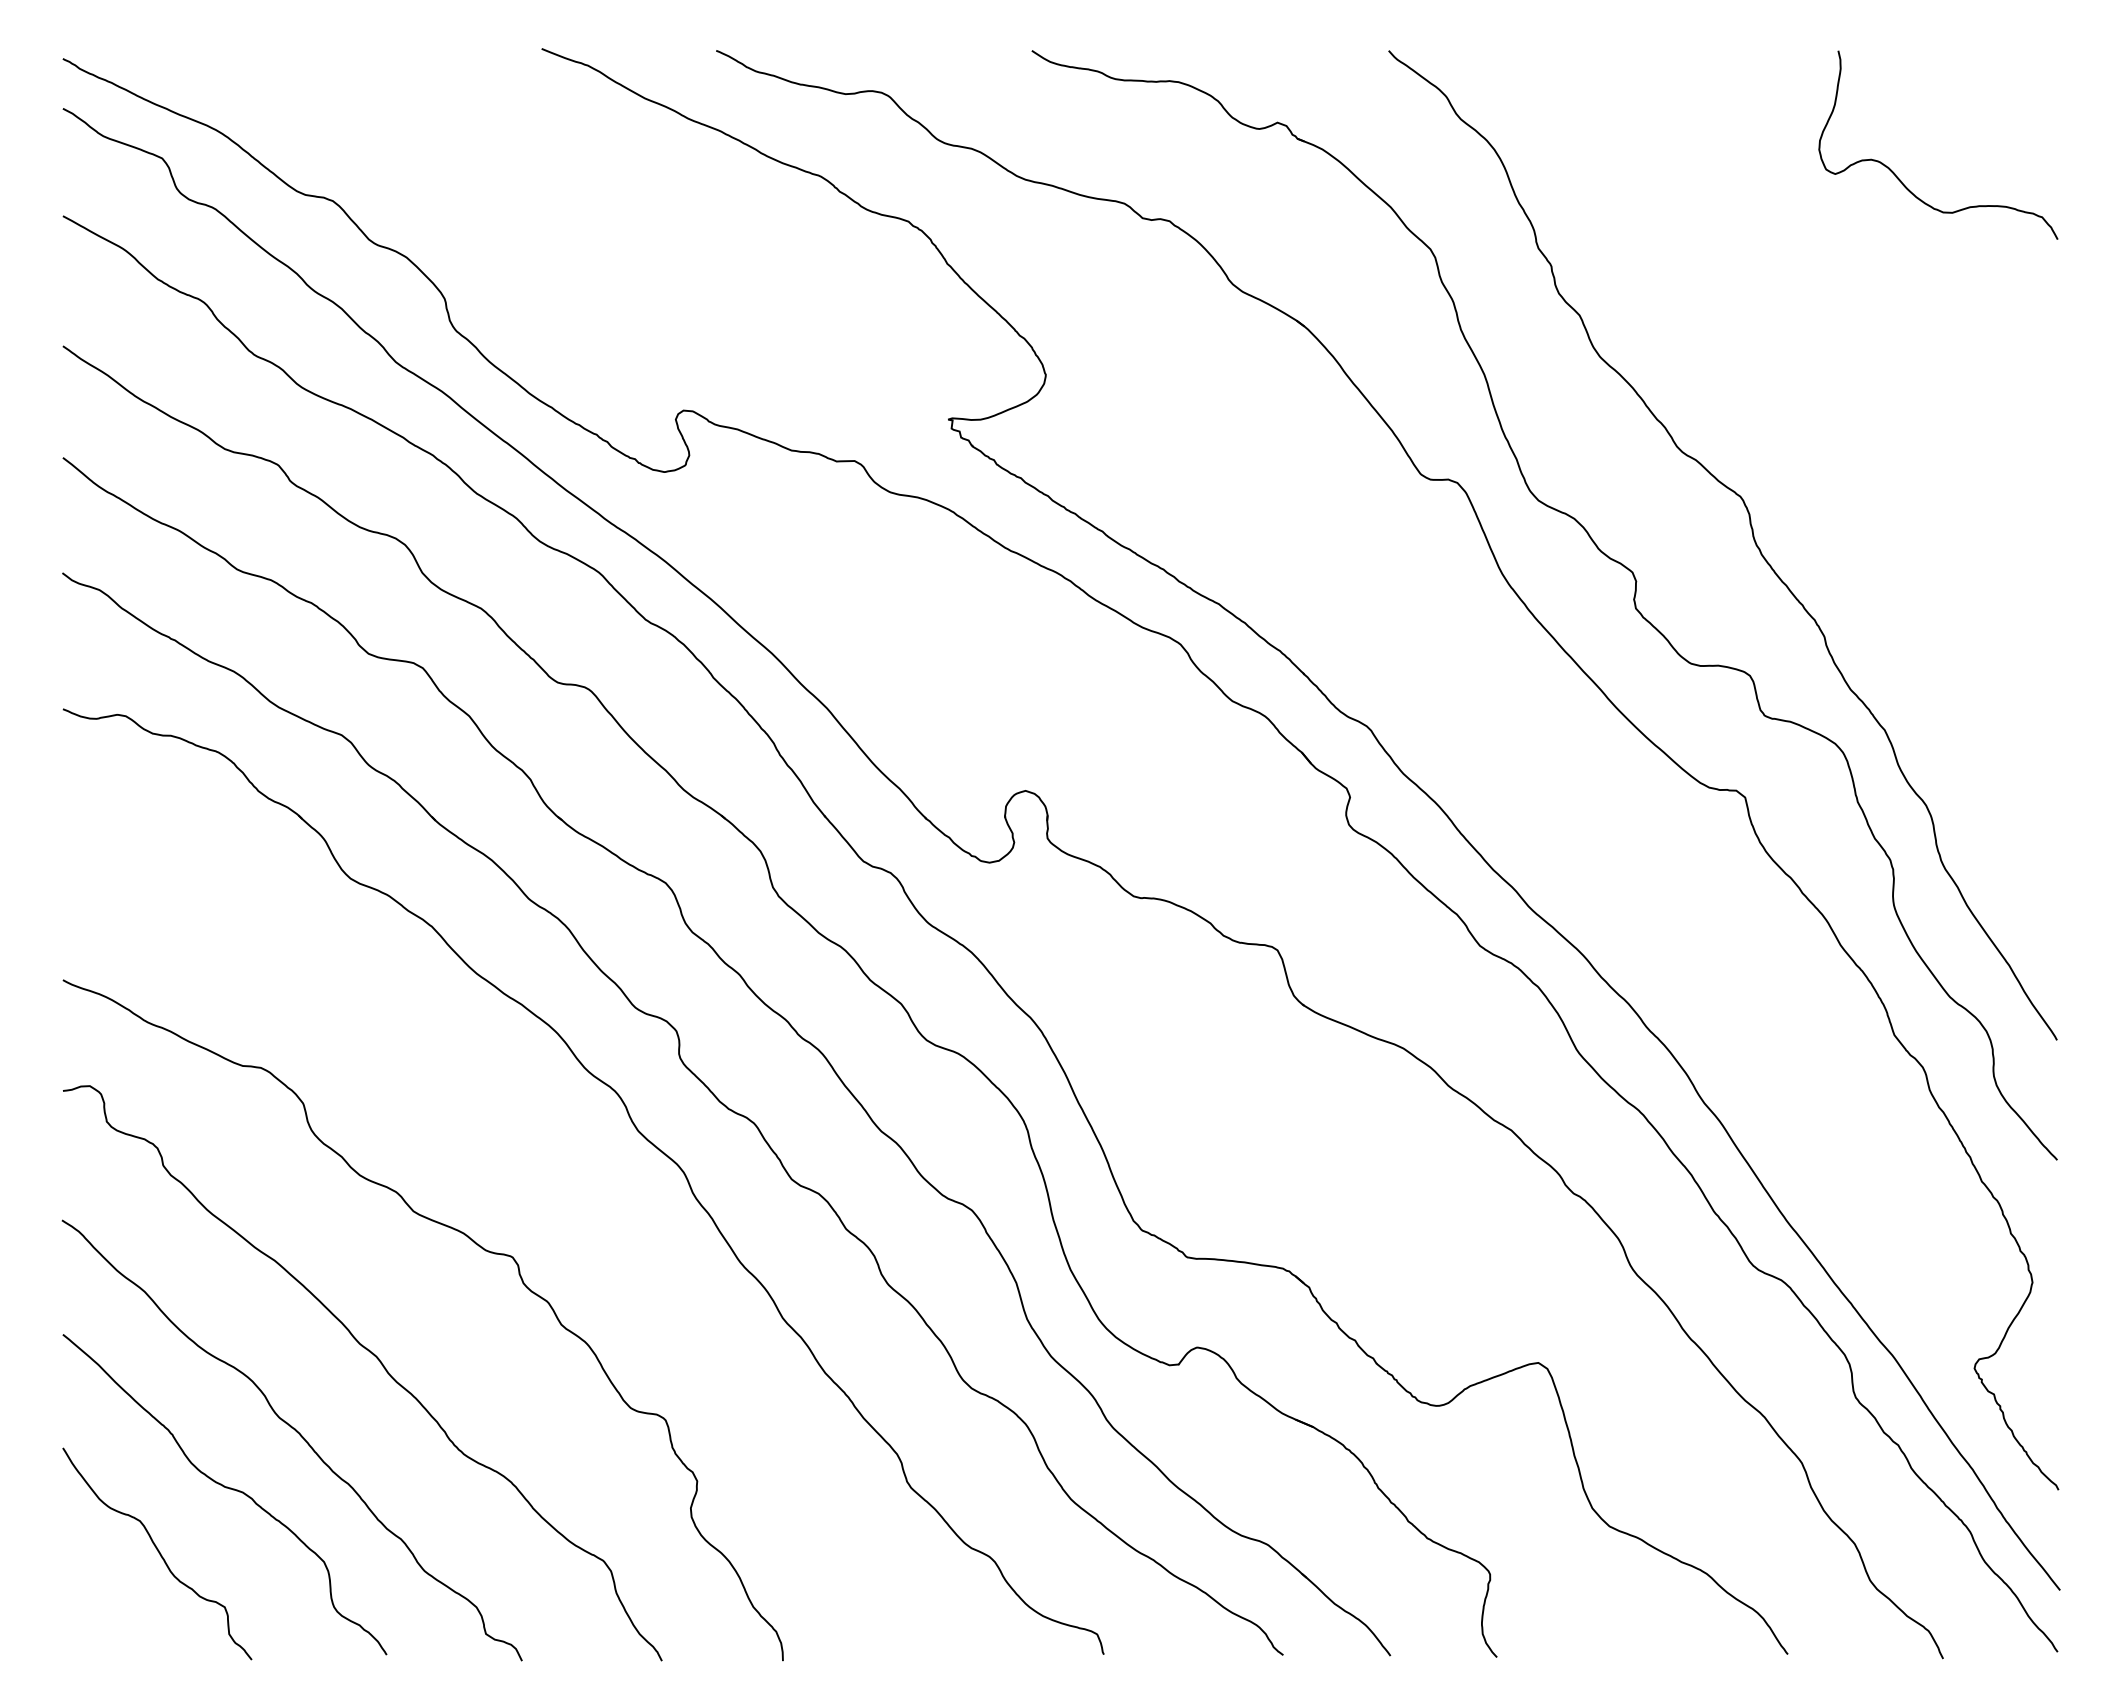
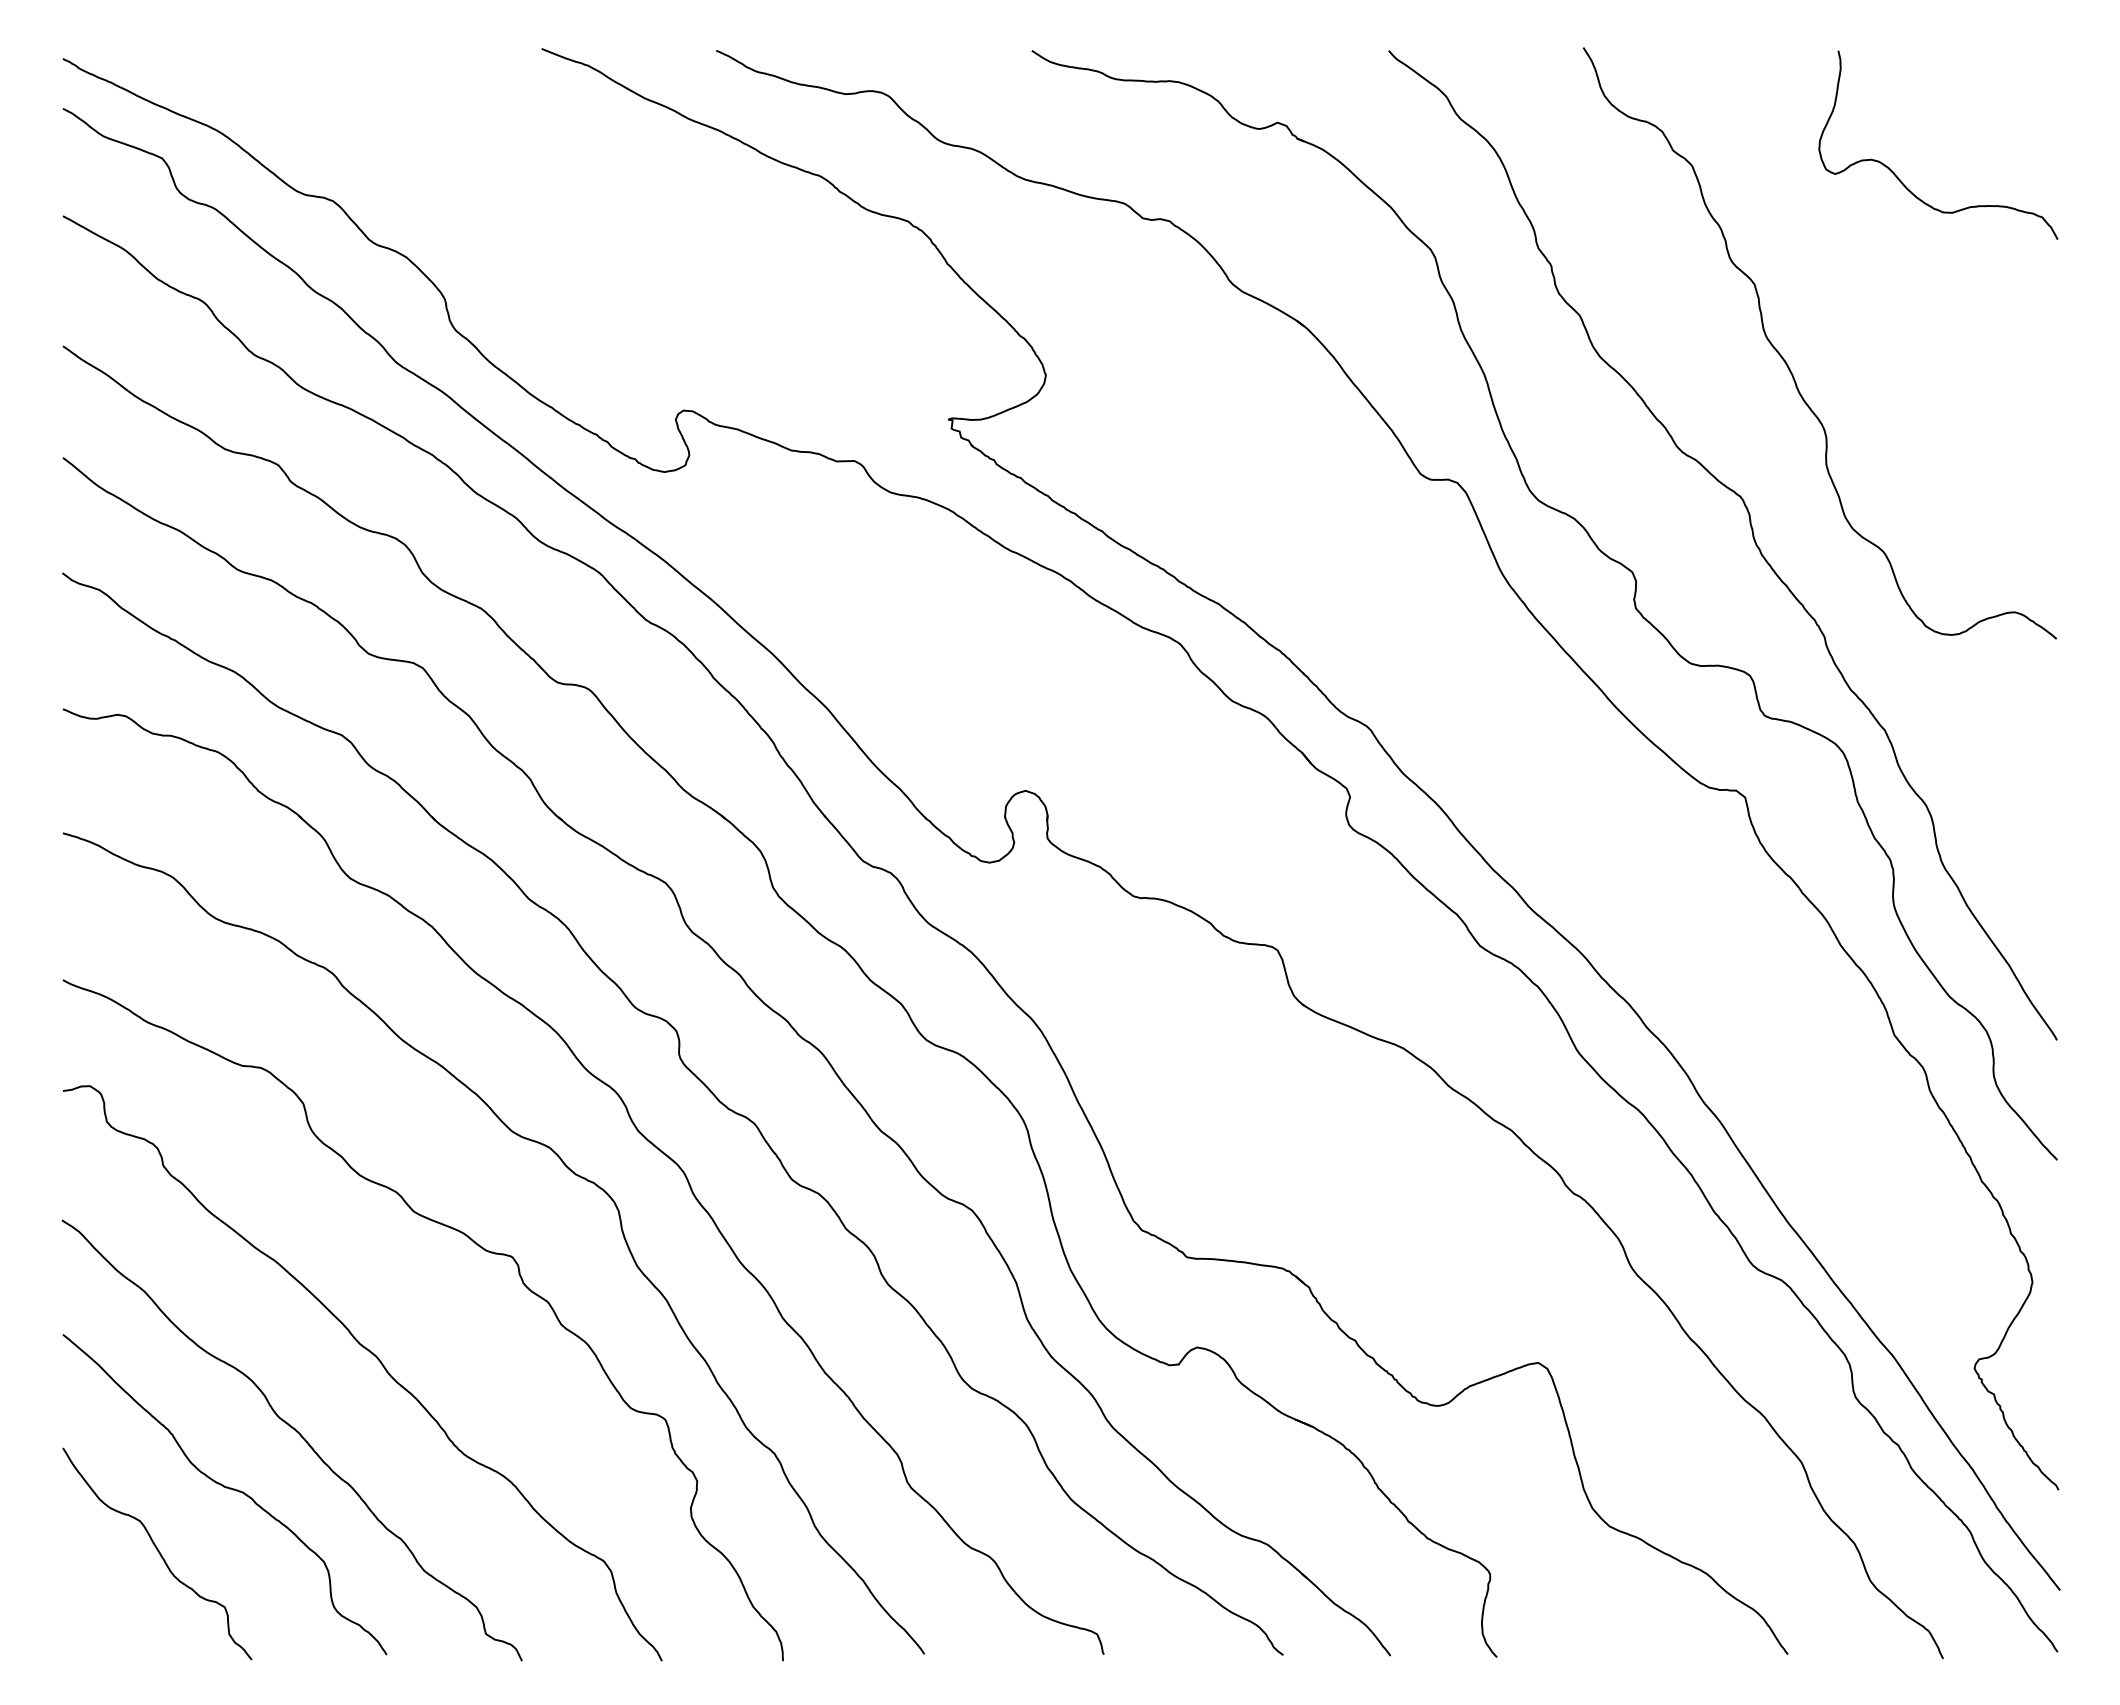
curve: none -> present (1786, 361)
curve: none -> present (567, 1168)
